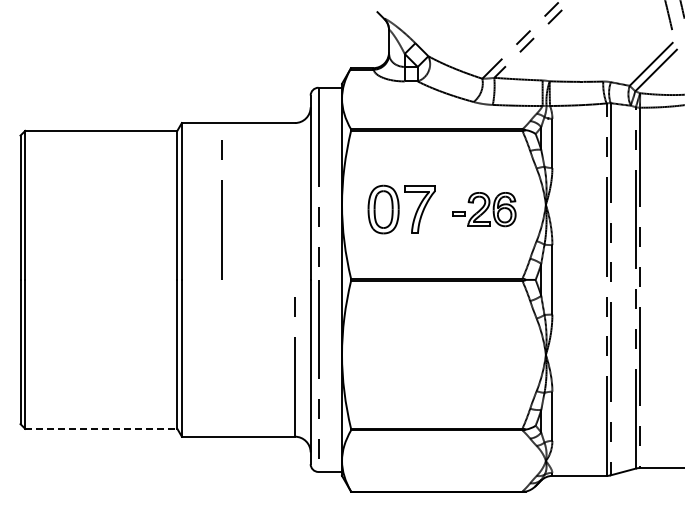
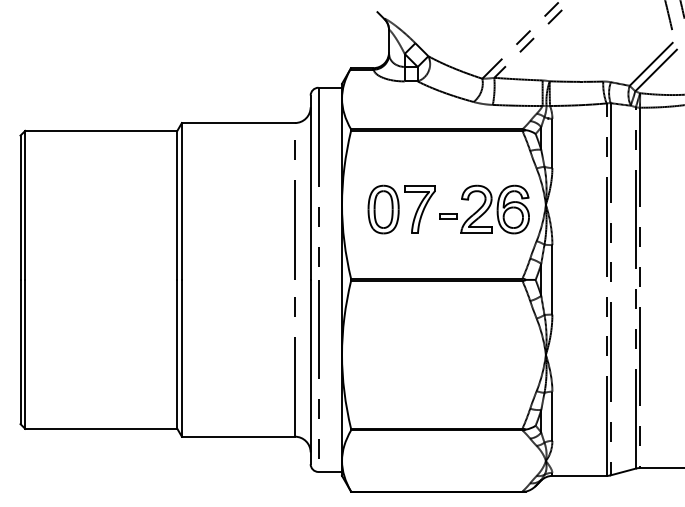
line position: (221, 209) -> (294, 209) (294, 209)
part size: 65x36 px -> 91x51 px (484, 209)
line: dashed -> solid (101, 428)
